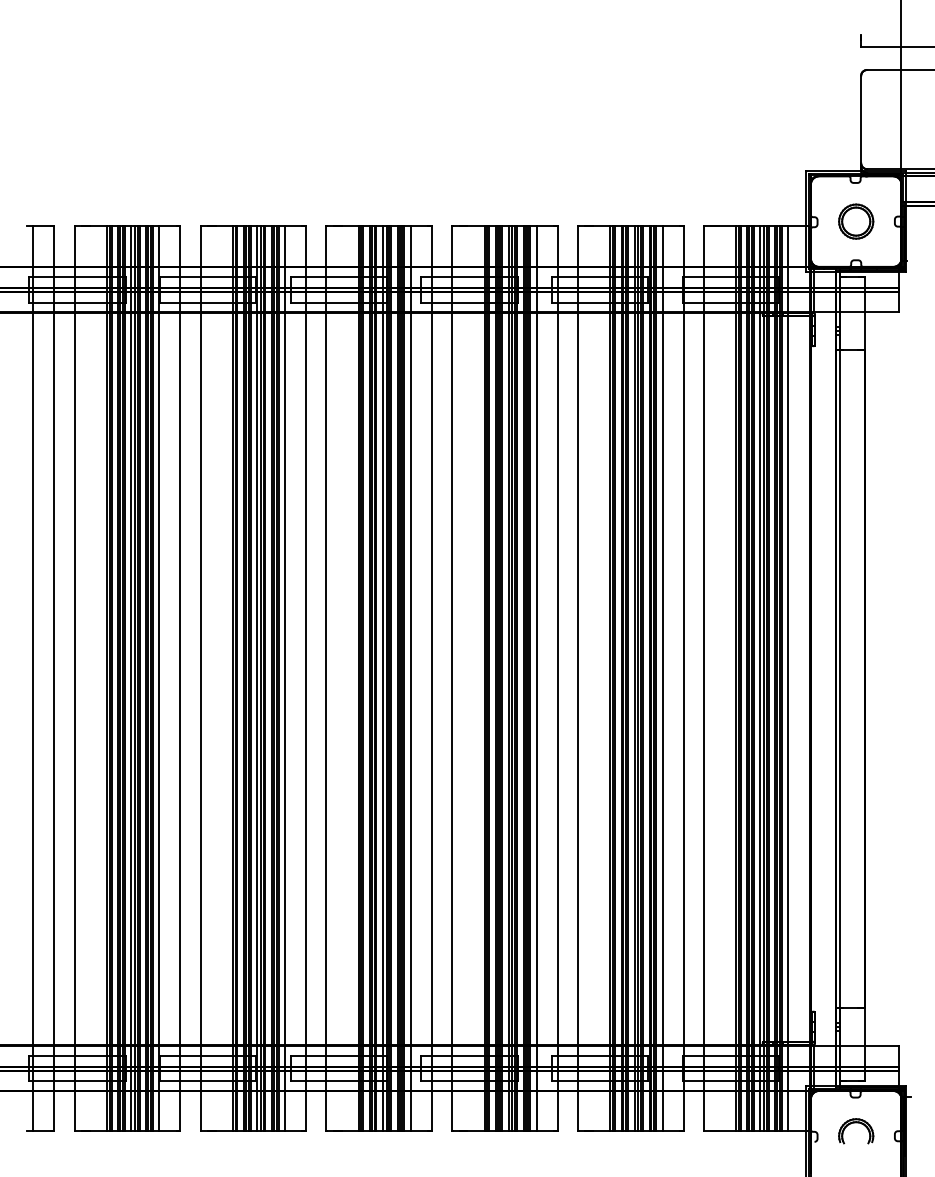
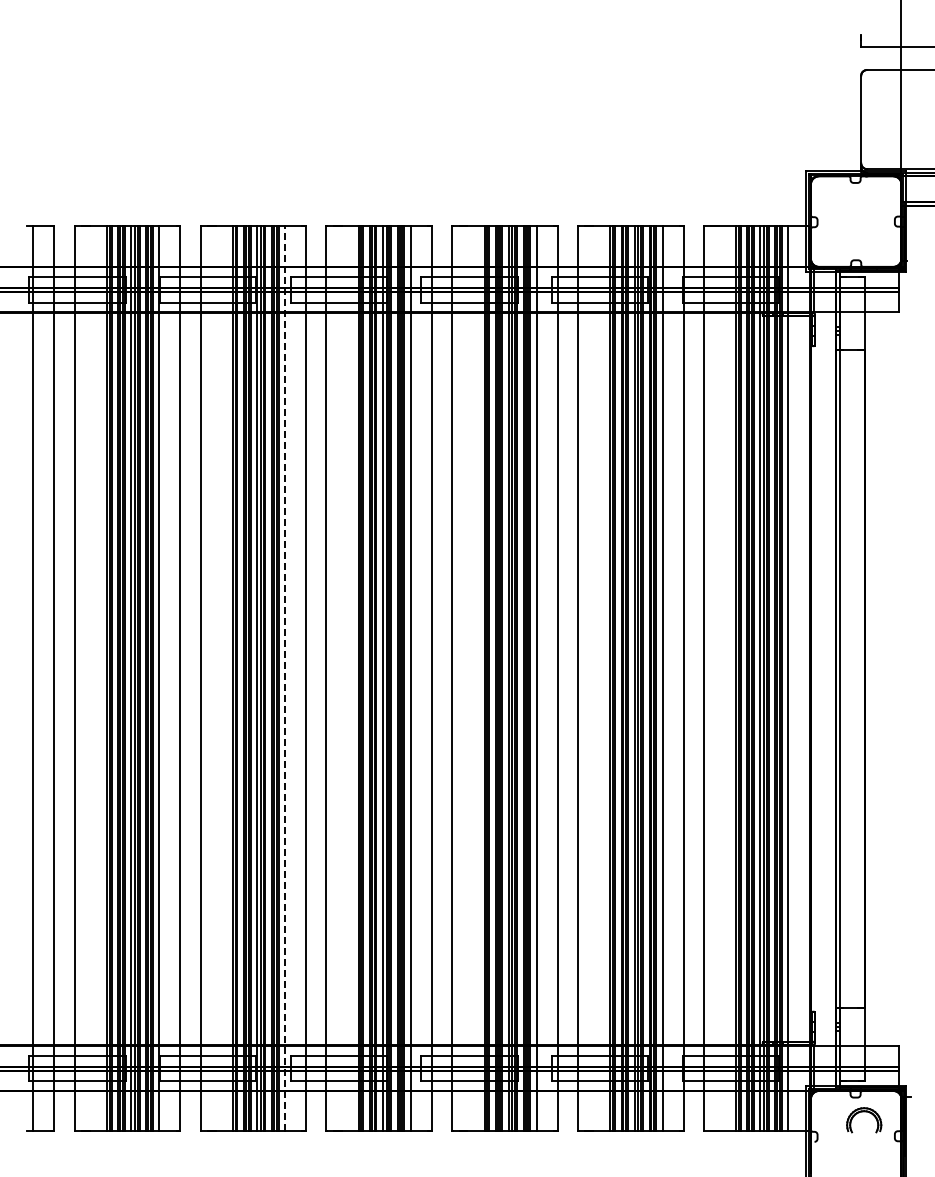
part: present -> none (856, 221)
line: solid -> dashed (285, 678)
part position: (856, 1123) -> (864, 1112) (864, 1112)
